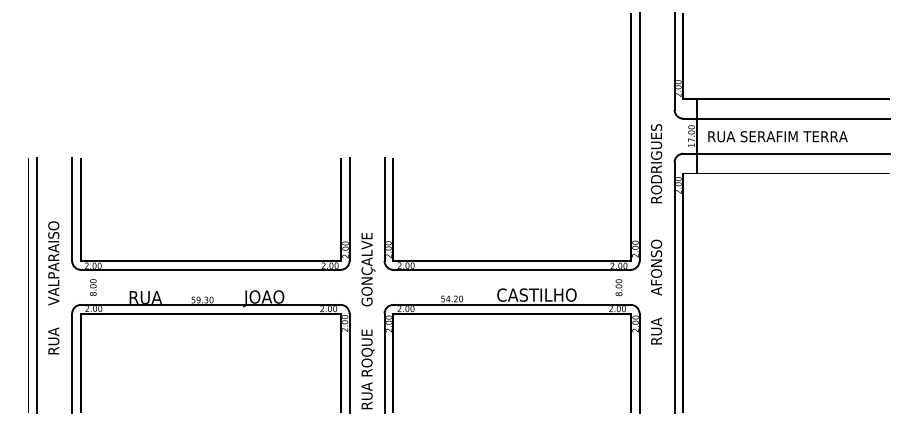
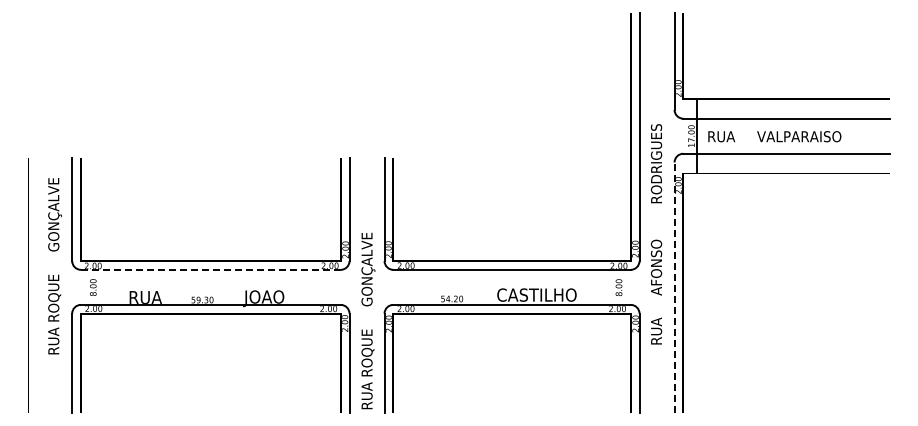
text: RUA SERAFIM TERRA -> RUA     VALPARAISO (793, 136)
text: RUA     VALPARAISO -> RUA ROQUE     GONÇALVE (55, 249)
line: solid -> dashed (210, 269)
line: present -> none (37, 285)
line: solid -> dashed (674, 287)
